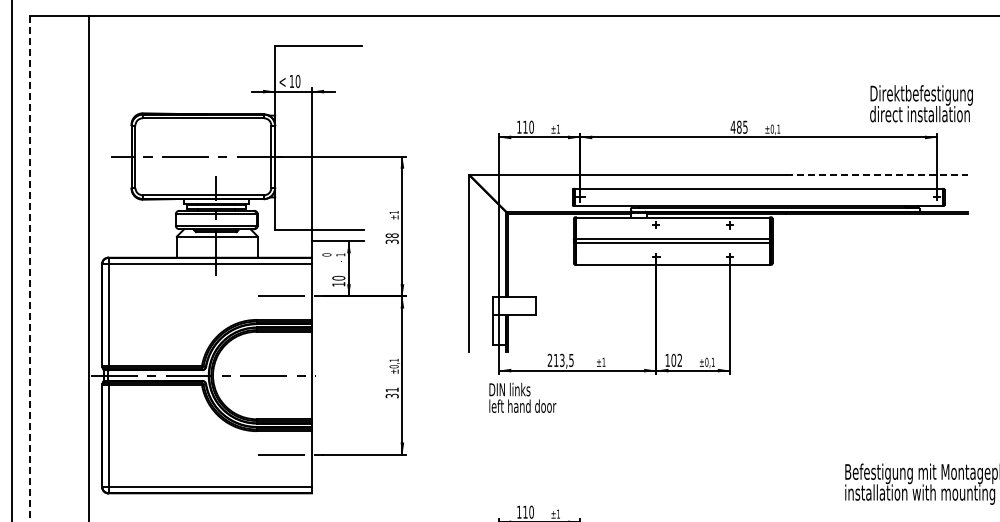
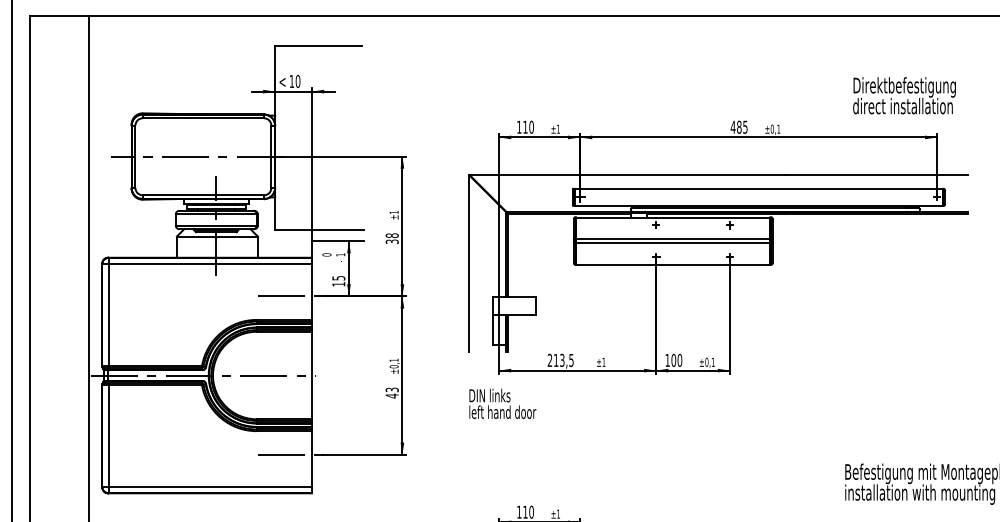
text position: (921, 103) -> (904, 95) (904, 95)
line: dashed -> solid (877, 175)
line: dashed -> solid (30, 268)
text: 10 -> 15 (338, 277)
text: 102 -> 100 (679, 360)
text: 31 -> 43 (391, 392)
text position: (522, 397) -> (502, 403) (502, 403)
